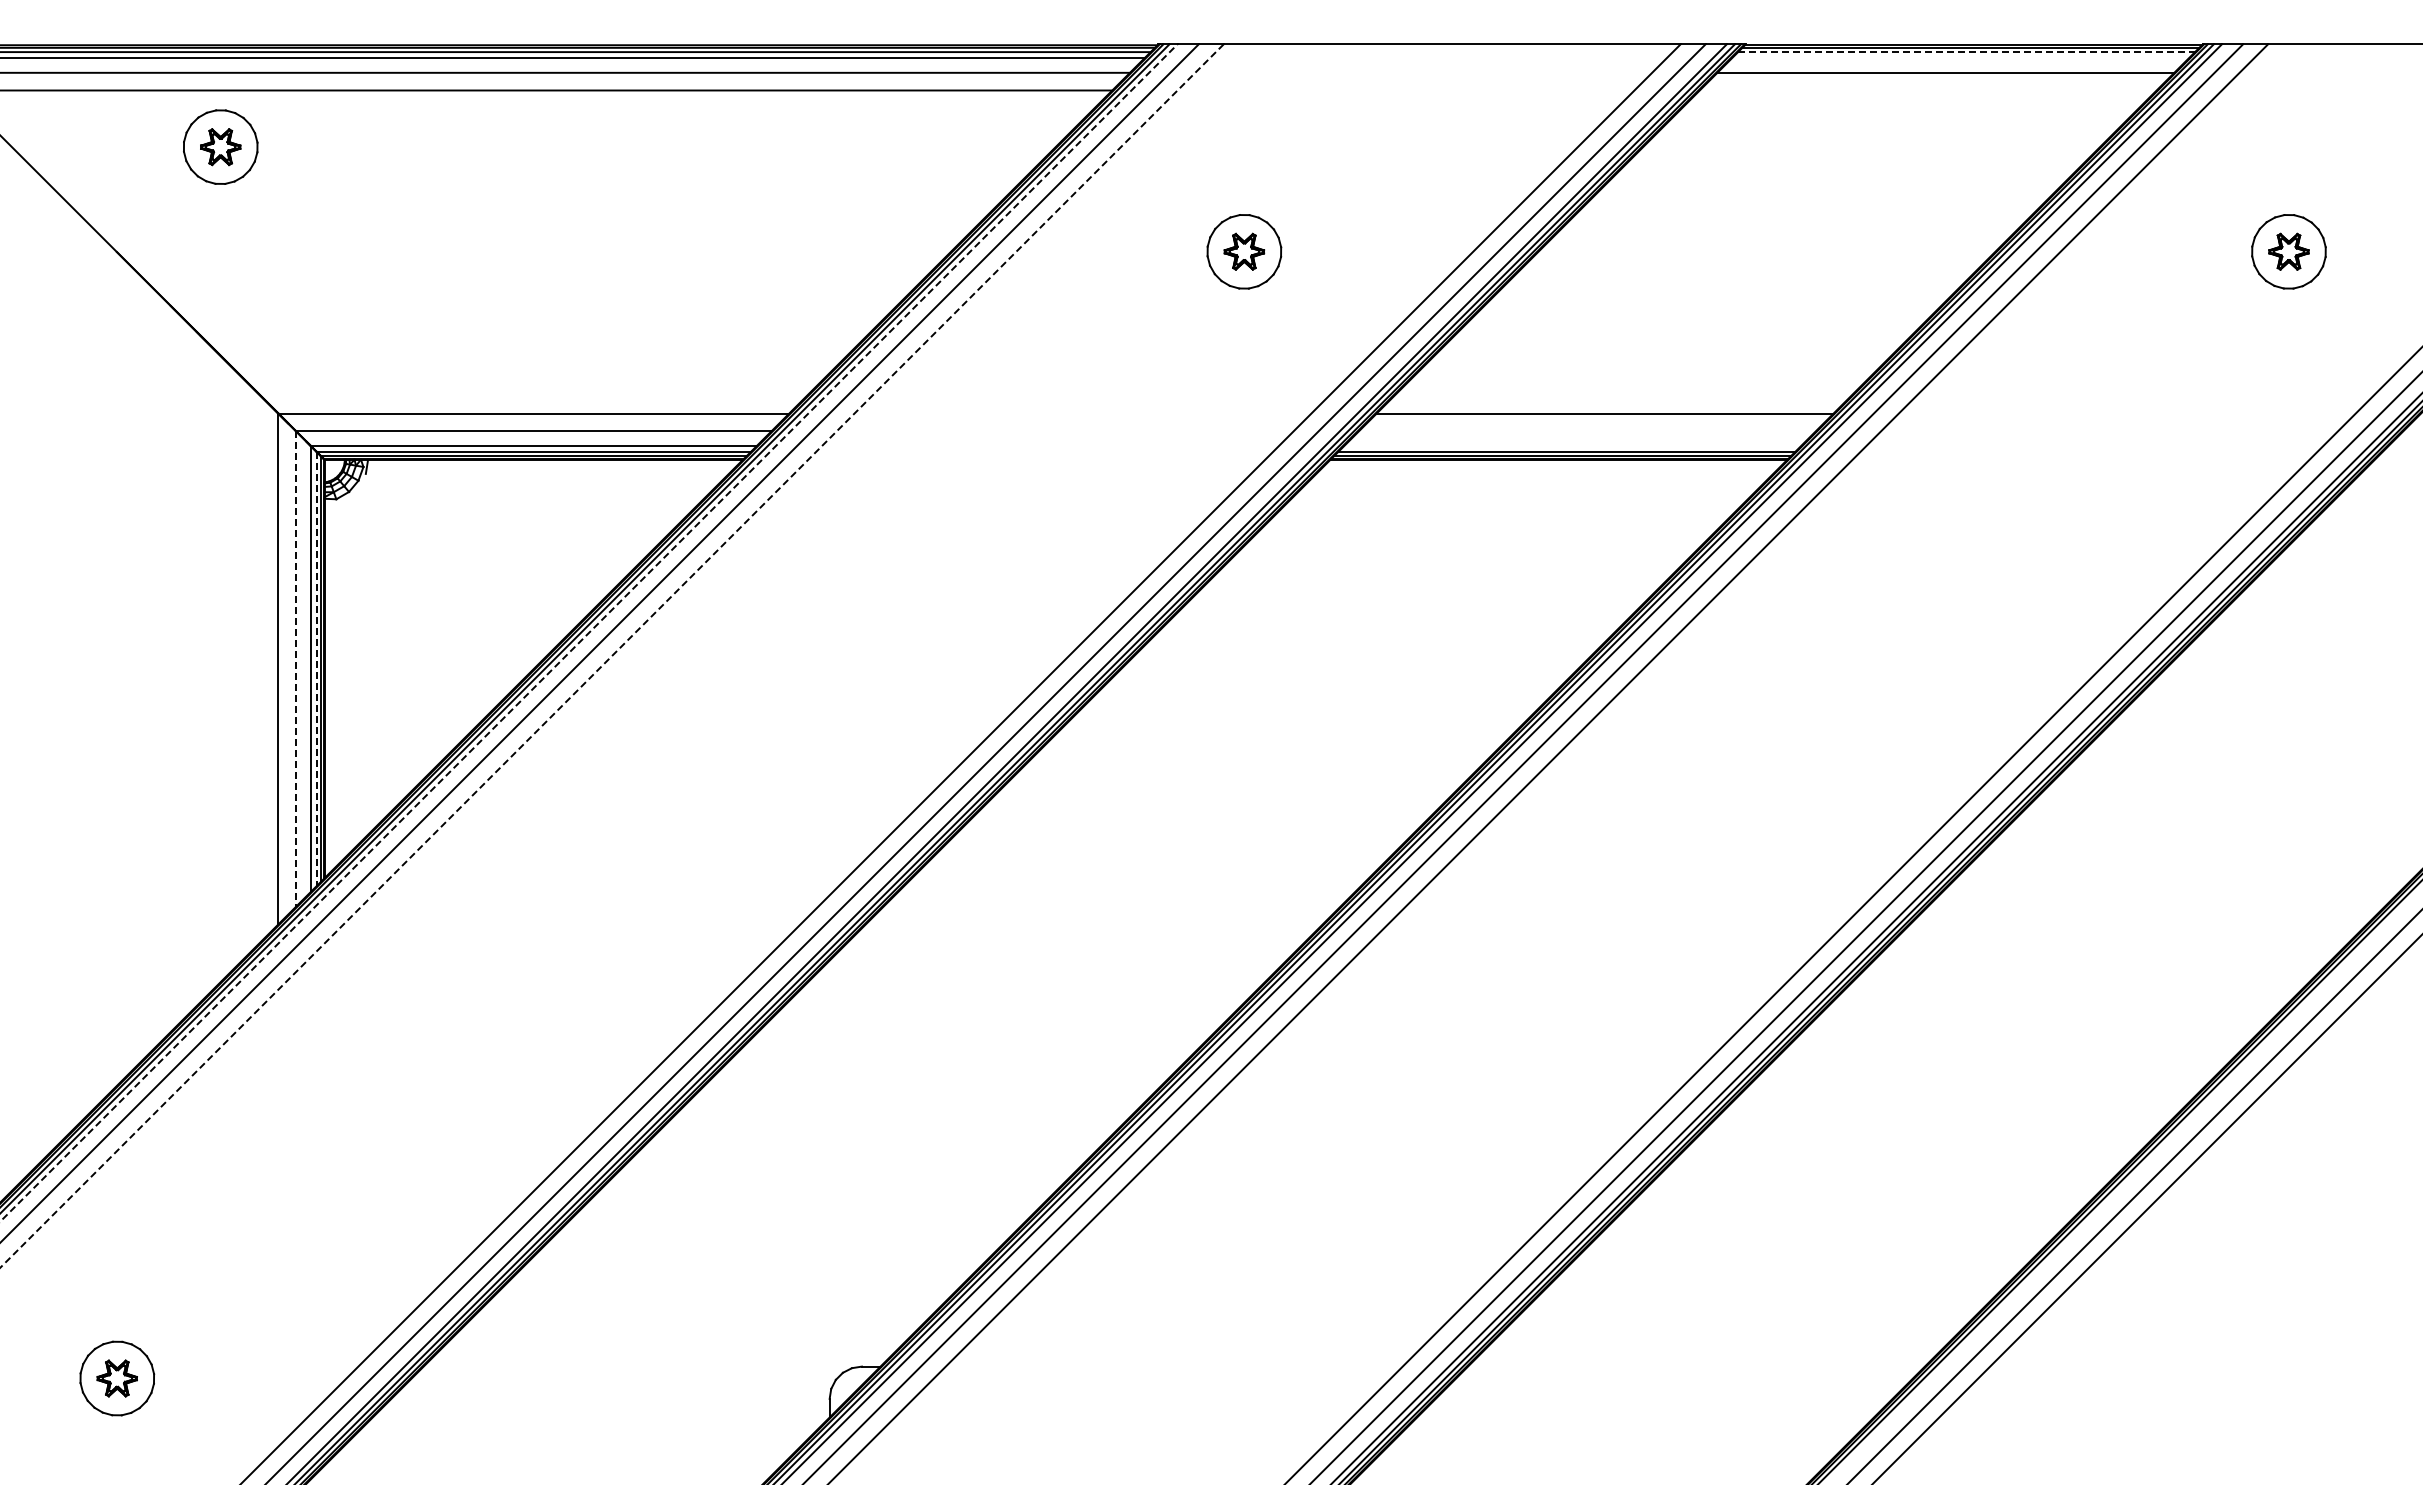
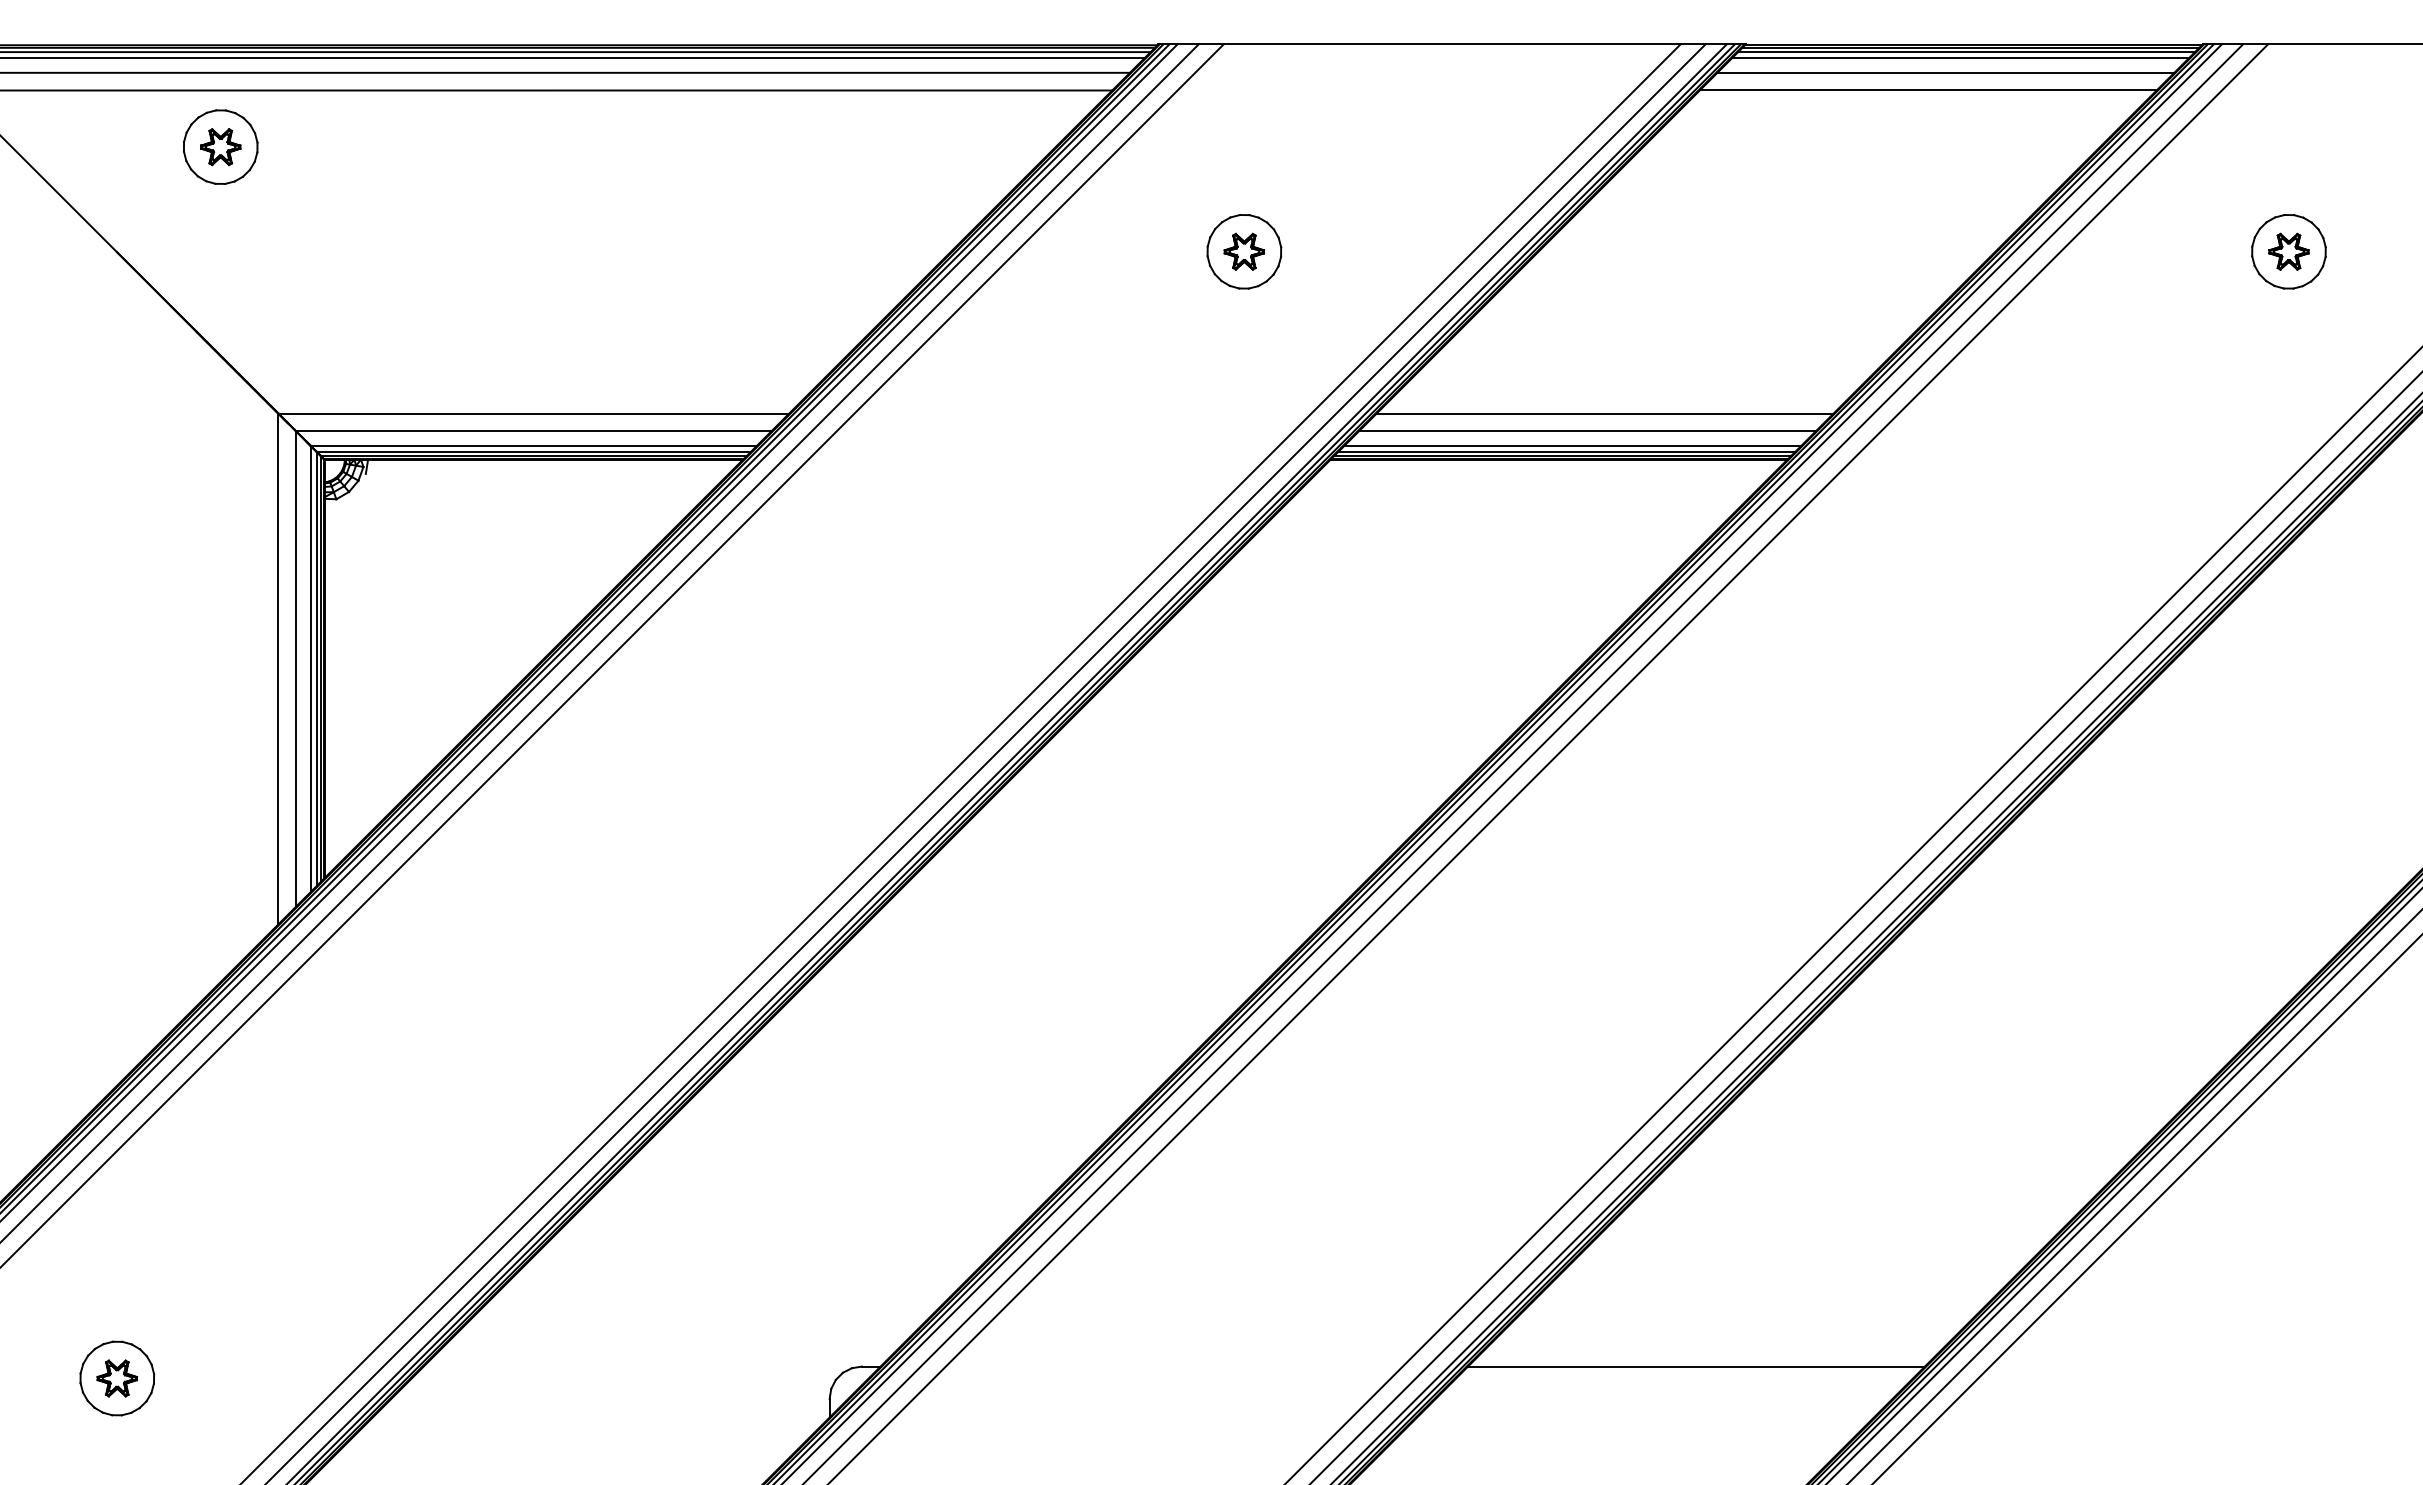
line: dashed -> solid (1967, 52)
line: none -> present (1960, 57)
line: none -> present (1927, 90)
line: none -> present (1587, 431)
line: none -> present (1572, 446)
line: dashed -> solid (589, 632)
line: dashed -> solid (611, 656)
line: dashed -> solid (296, 668)
line: dashed -> solid (316, 669)
line: none -> present (2124, 1185)
line: none -> present (1696, 1366)
